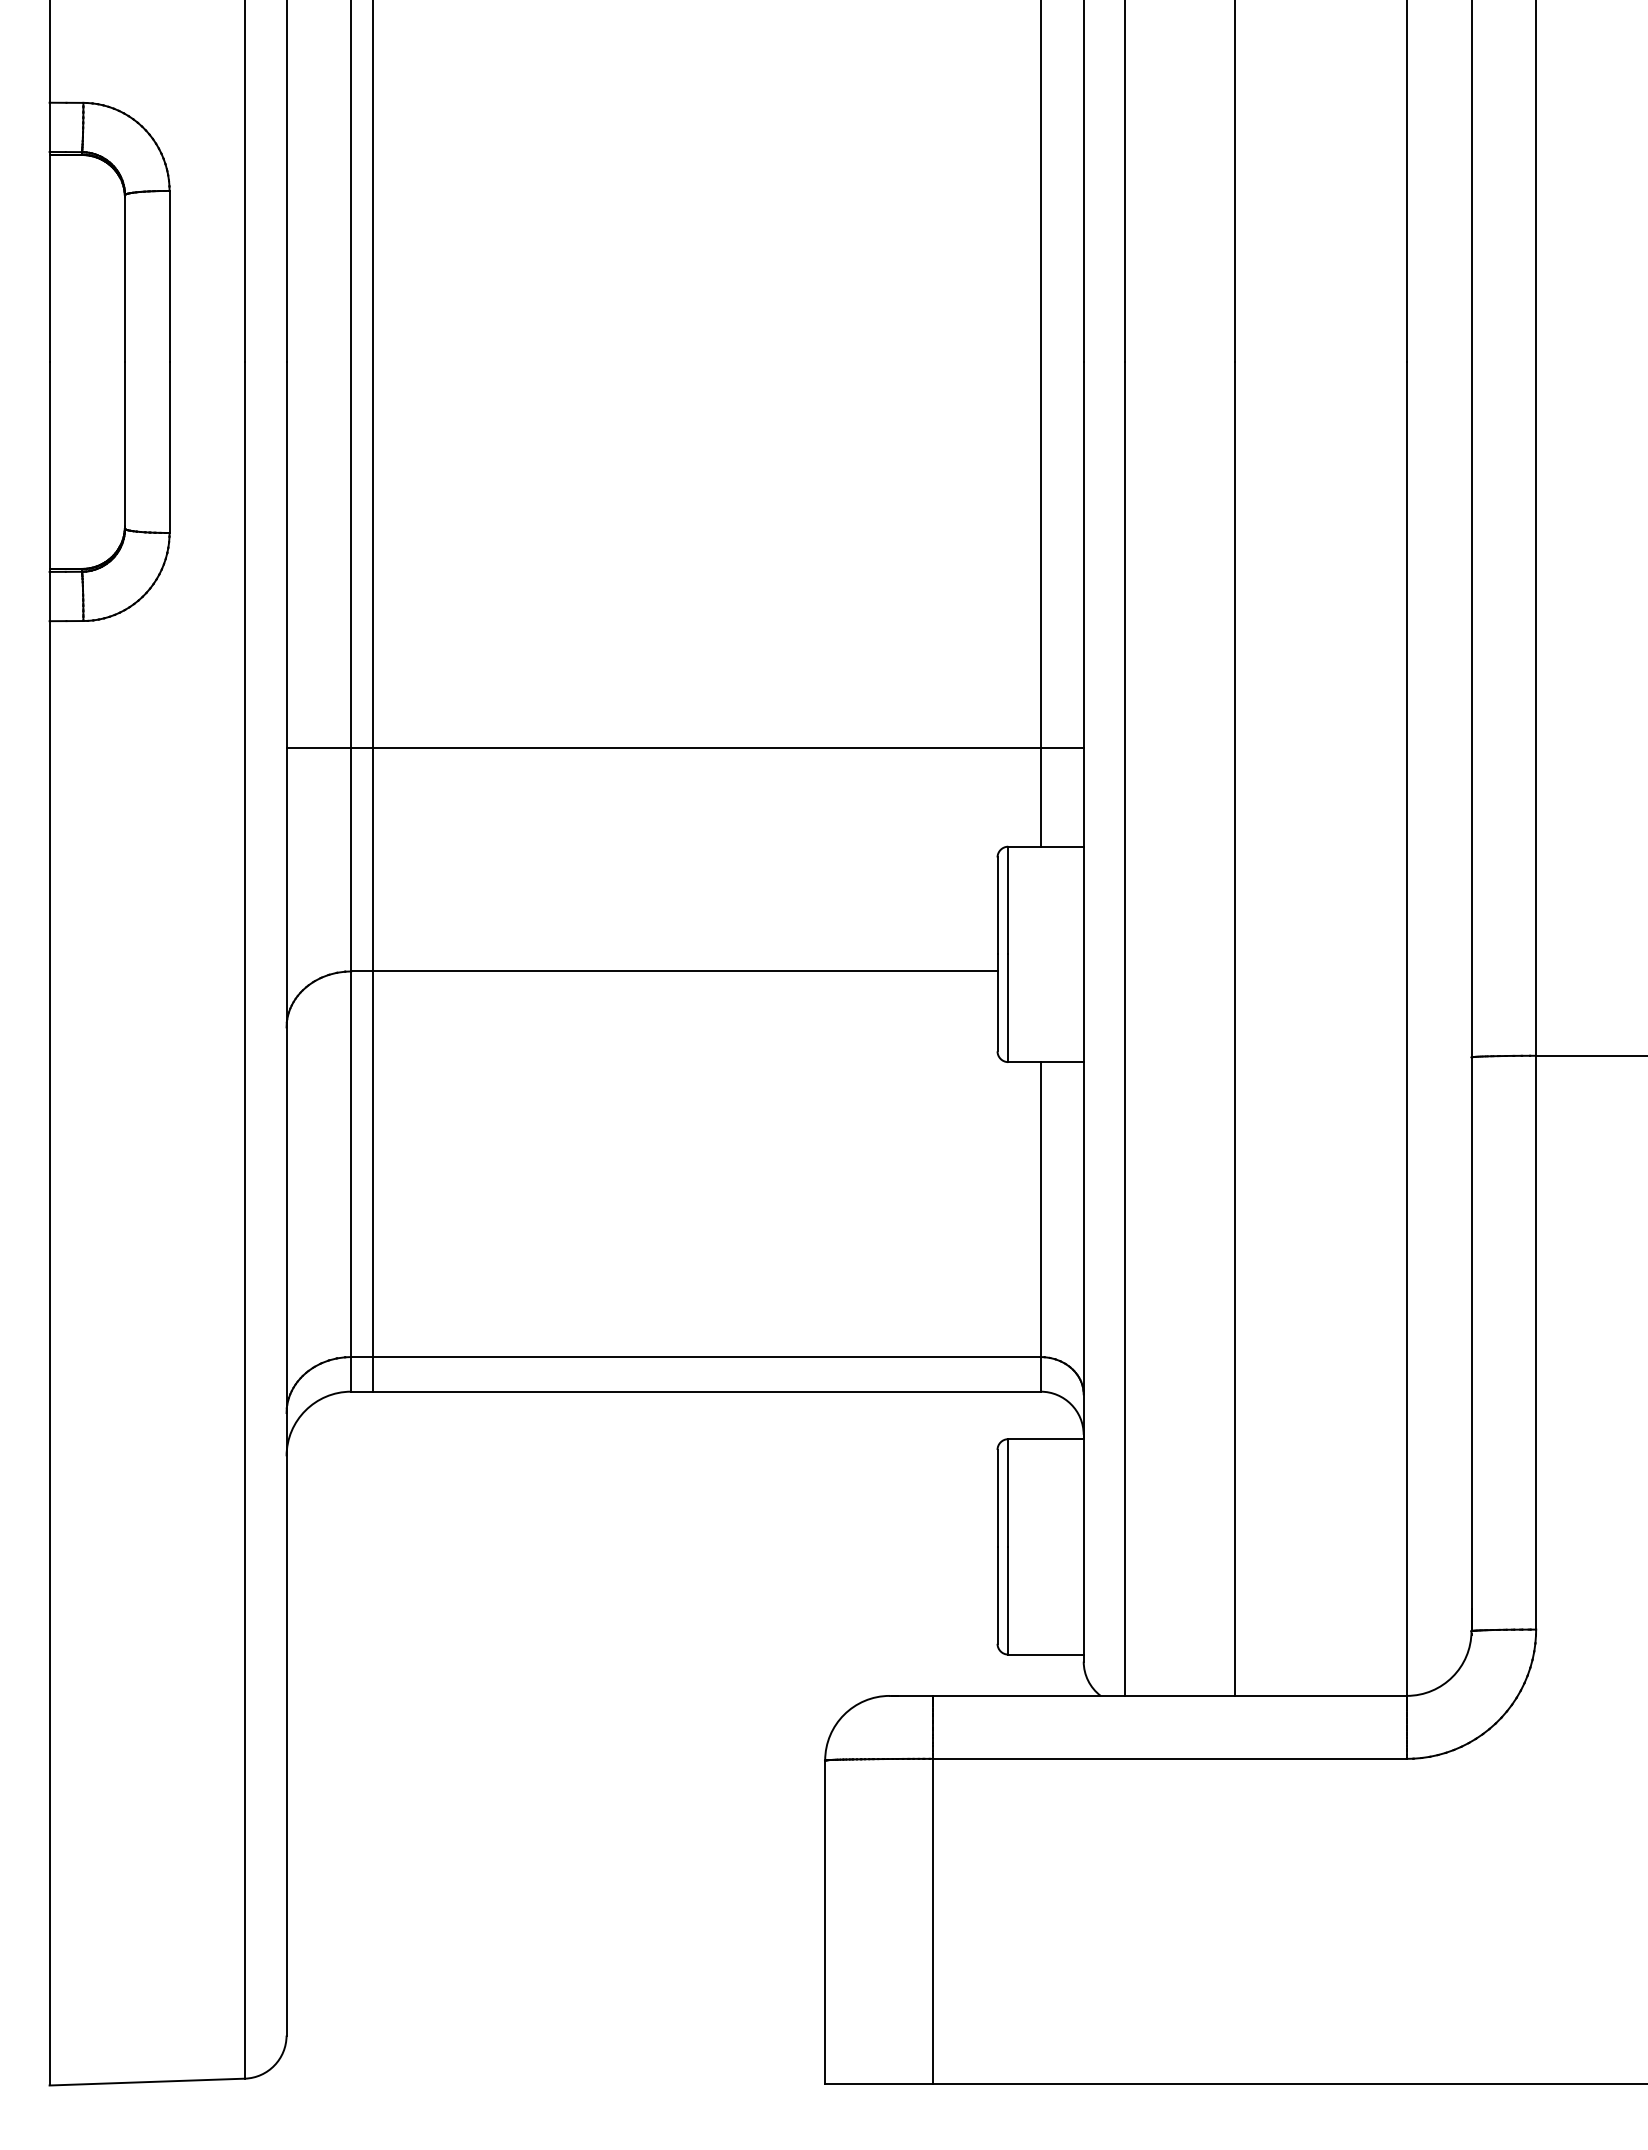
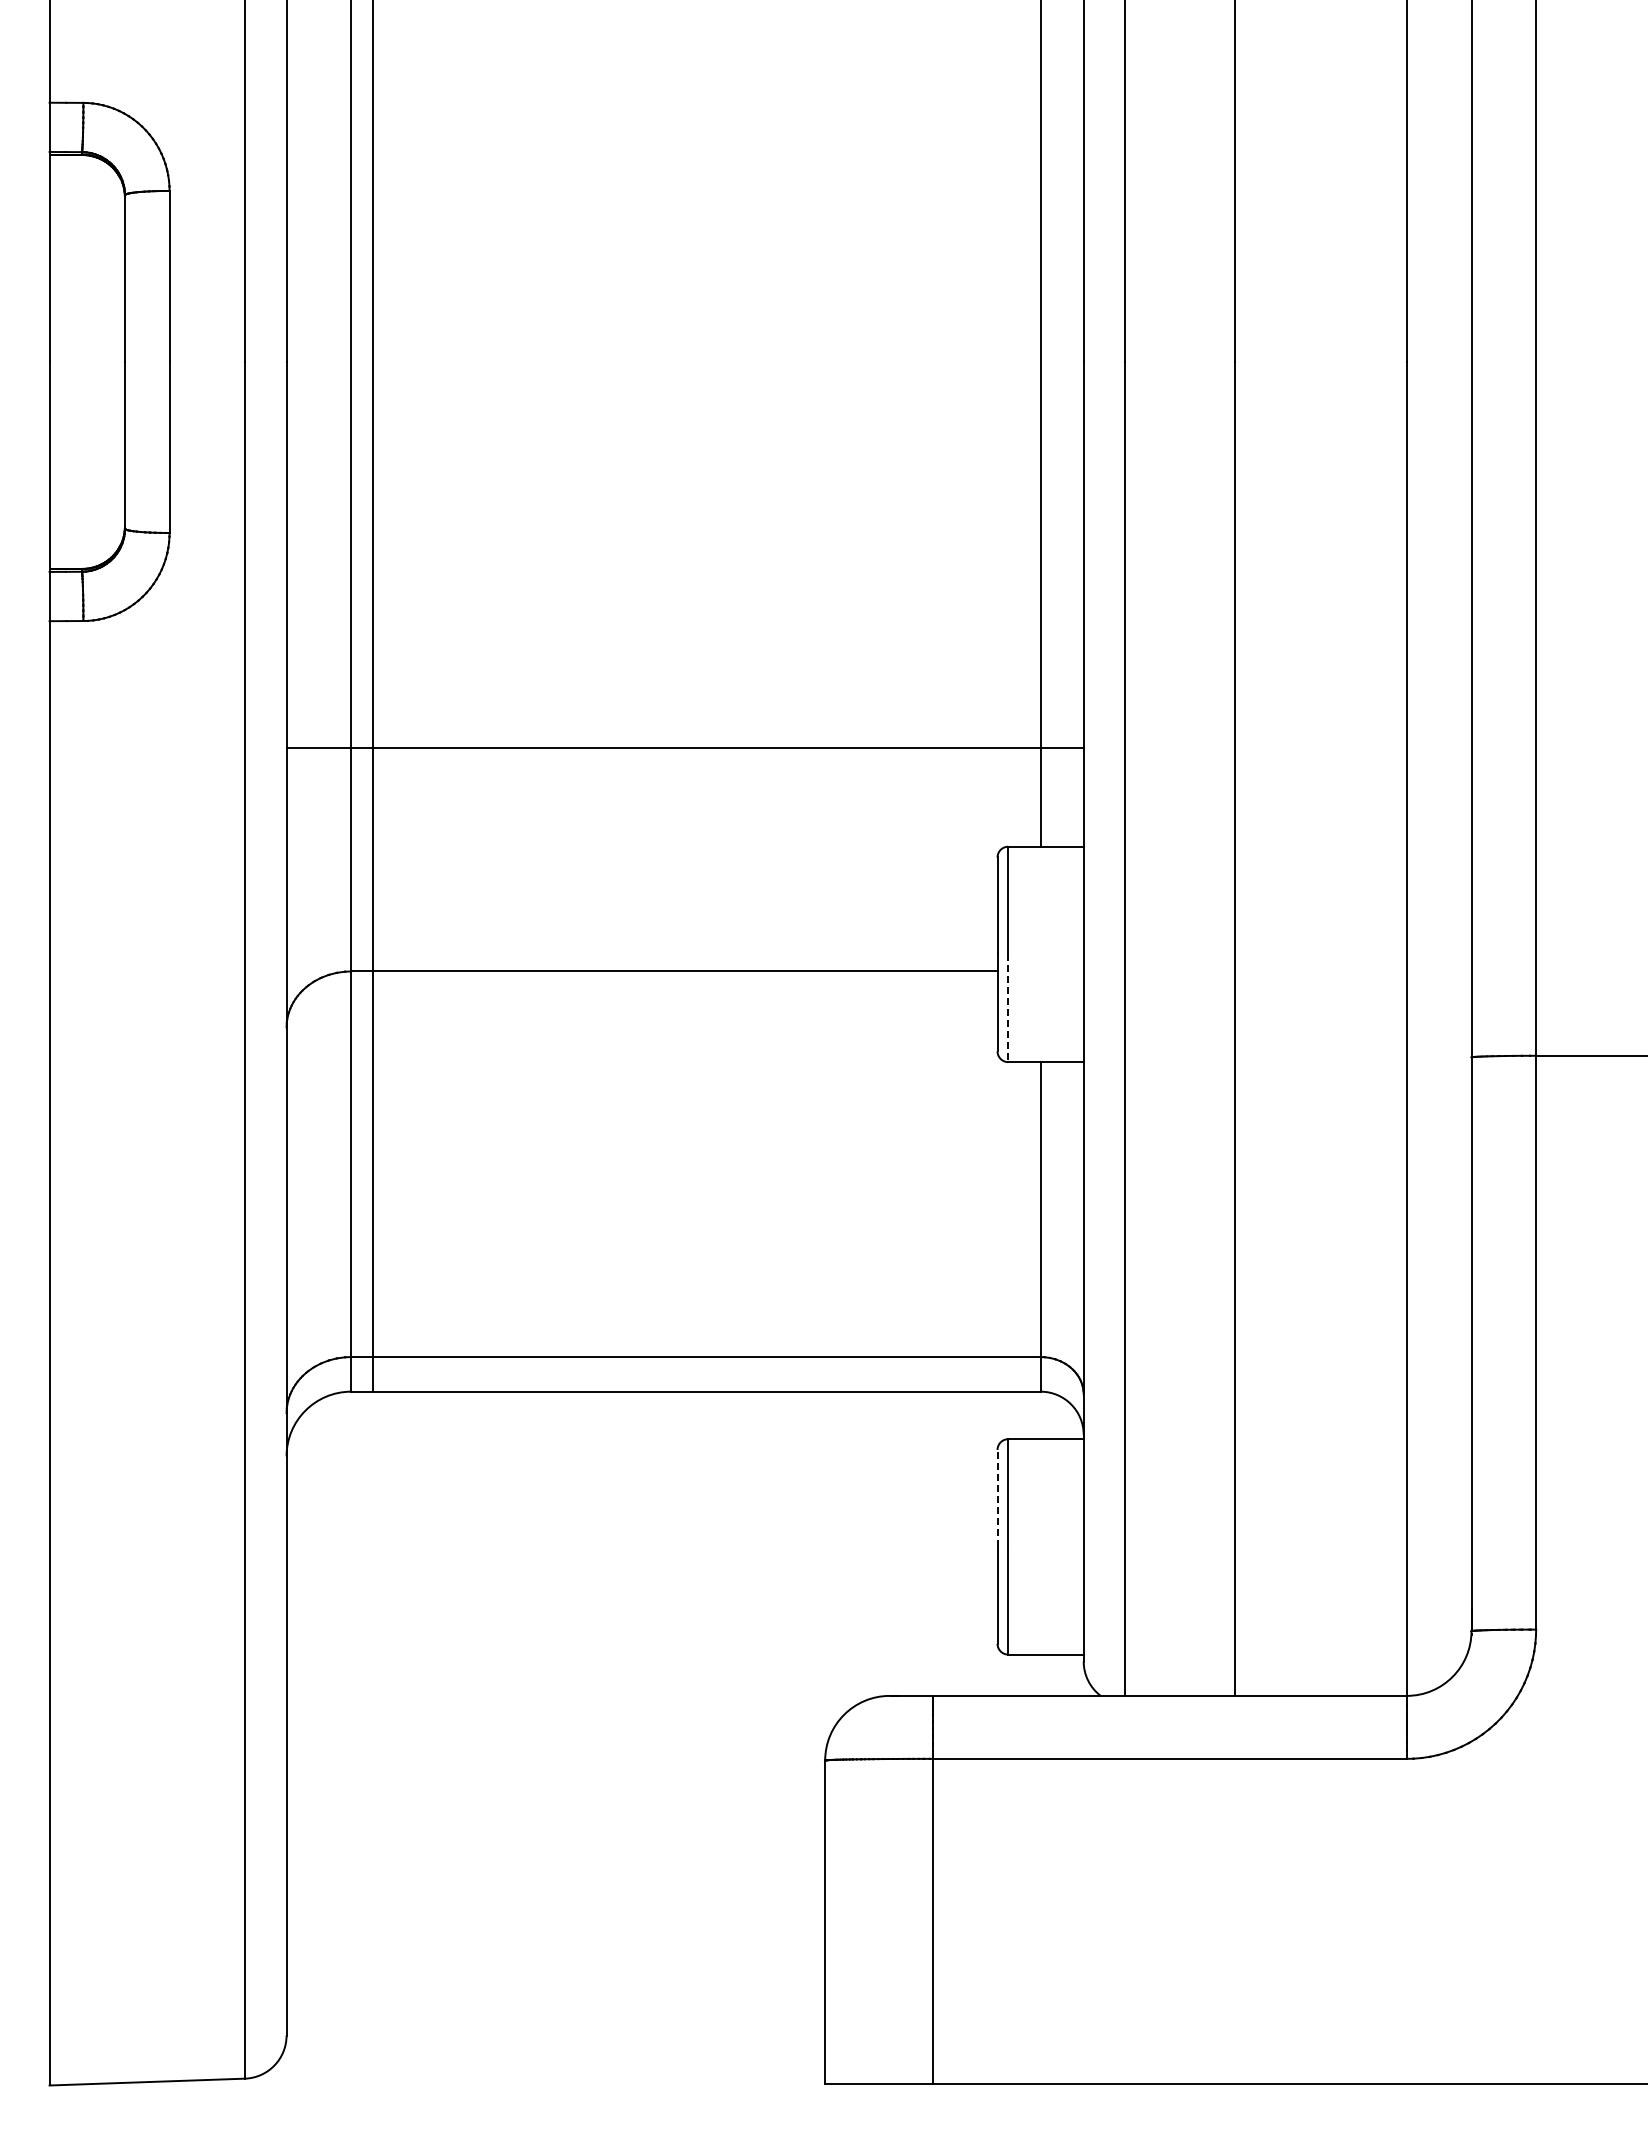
line: solid -> dashed (1008, 1008)
line: solid -> dashed (997, 1497)
